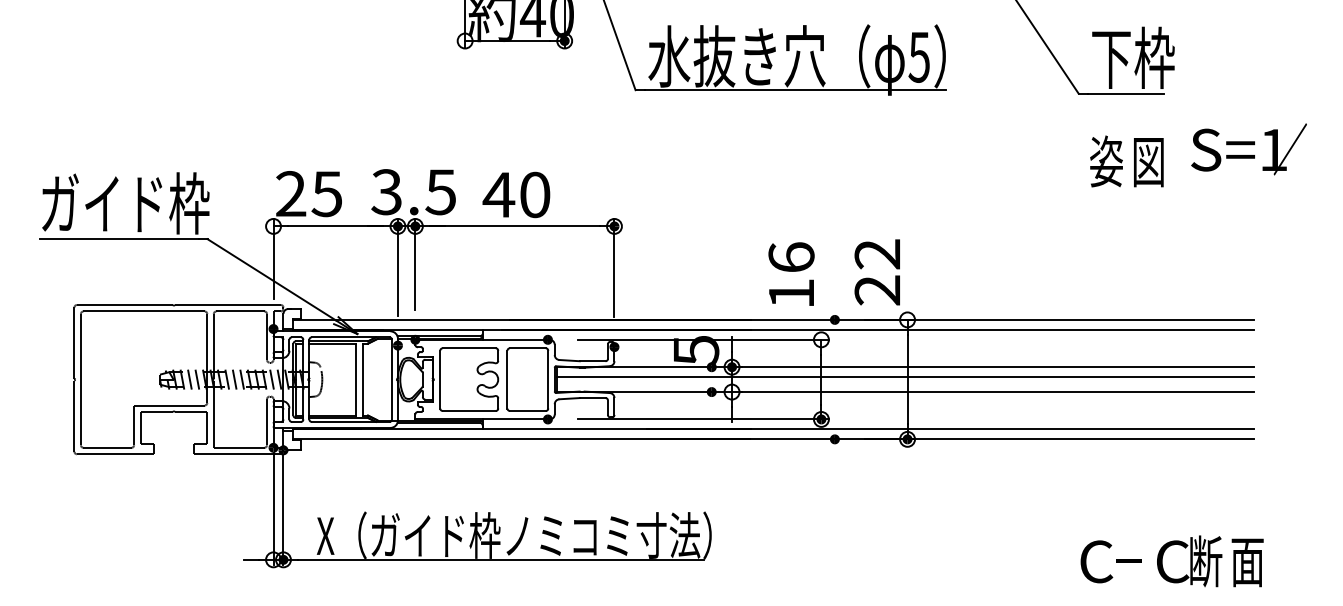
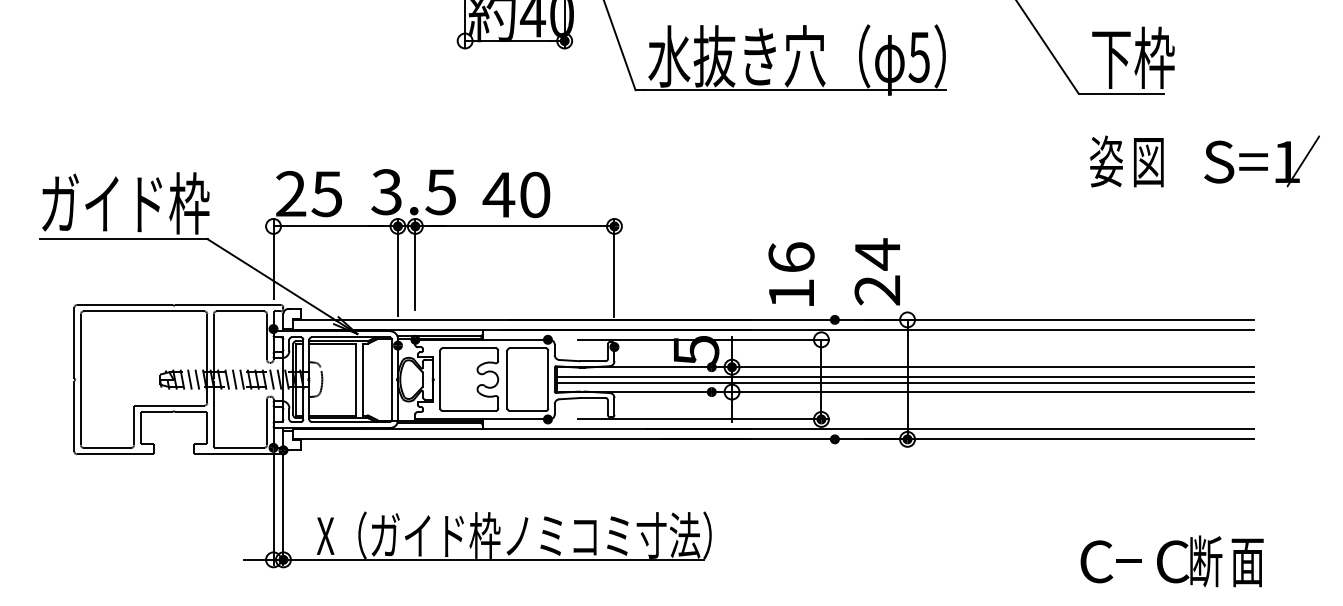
text position: (1248, 149) -> (1261, 161) (1261, 161)
text: 22 -> 24 (876, 254)
line: none -> present (905, 383)
